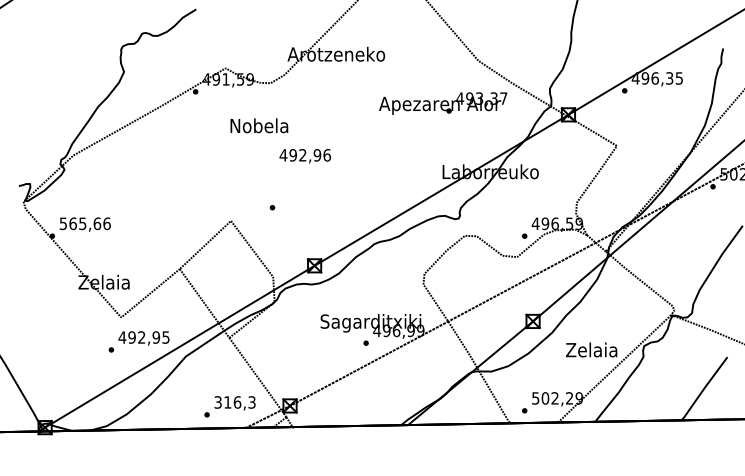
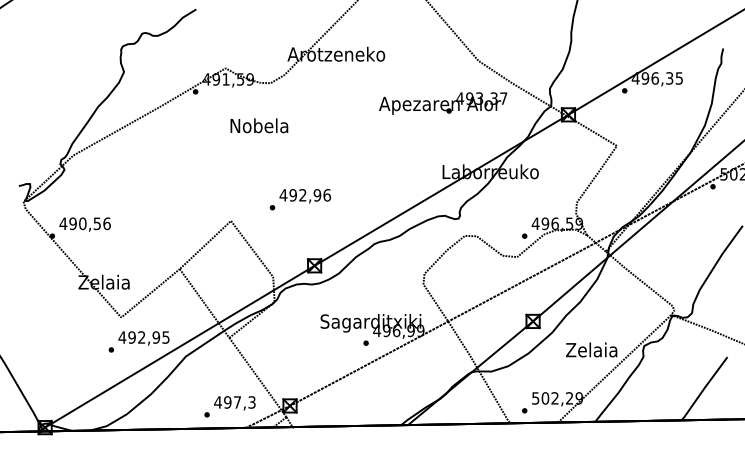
text position: (304, 156) -> (304, 196) (304, 196)
text: 565,66 -> 490,56 (80, 223)
text: 316,3 -> 497,3 (227, 402)
